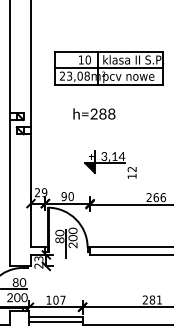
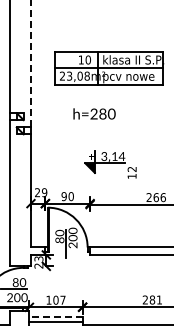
line: solid -> dashed (30, 63)
text: h=288 -> h=280 (111, 114)
line: solid -> dashed (56, 316)
